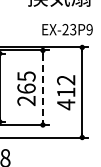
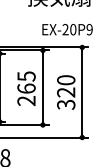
text: EX-23P9 -> EX-20P9 (73, 29)
line: dashed -> solid (42, 87)
text: 412 -> 320 (66, 92)
